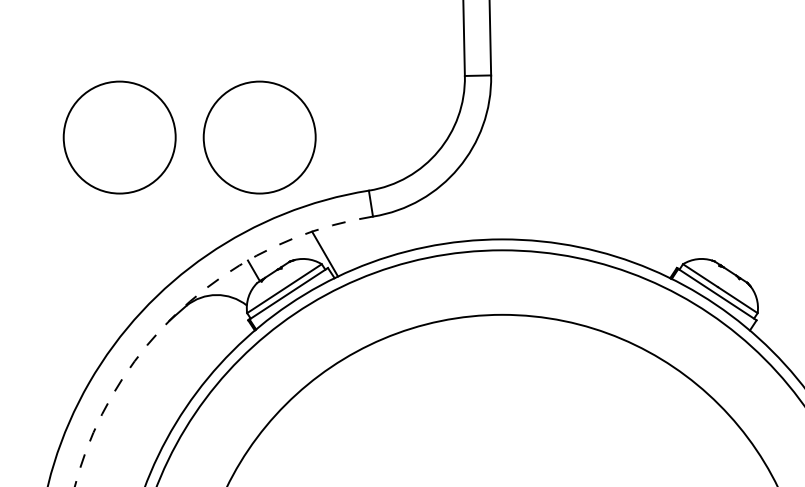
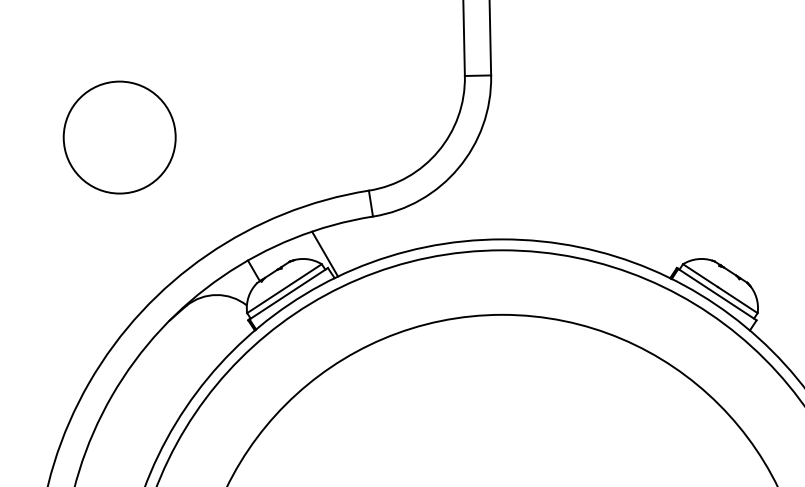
circle: present -> none (259, 137)
arc: dashed -> solid (183, 307)
